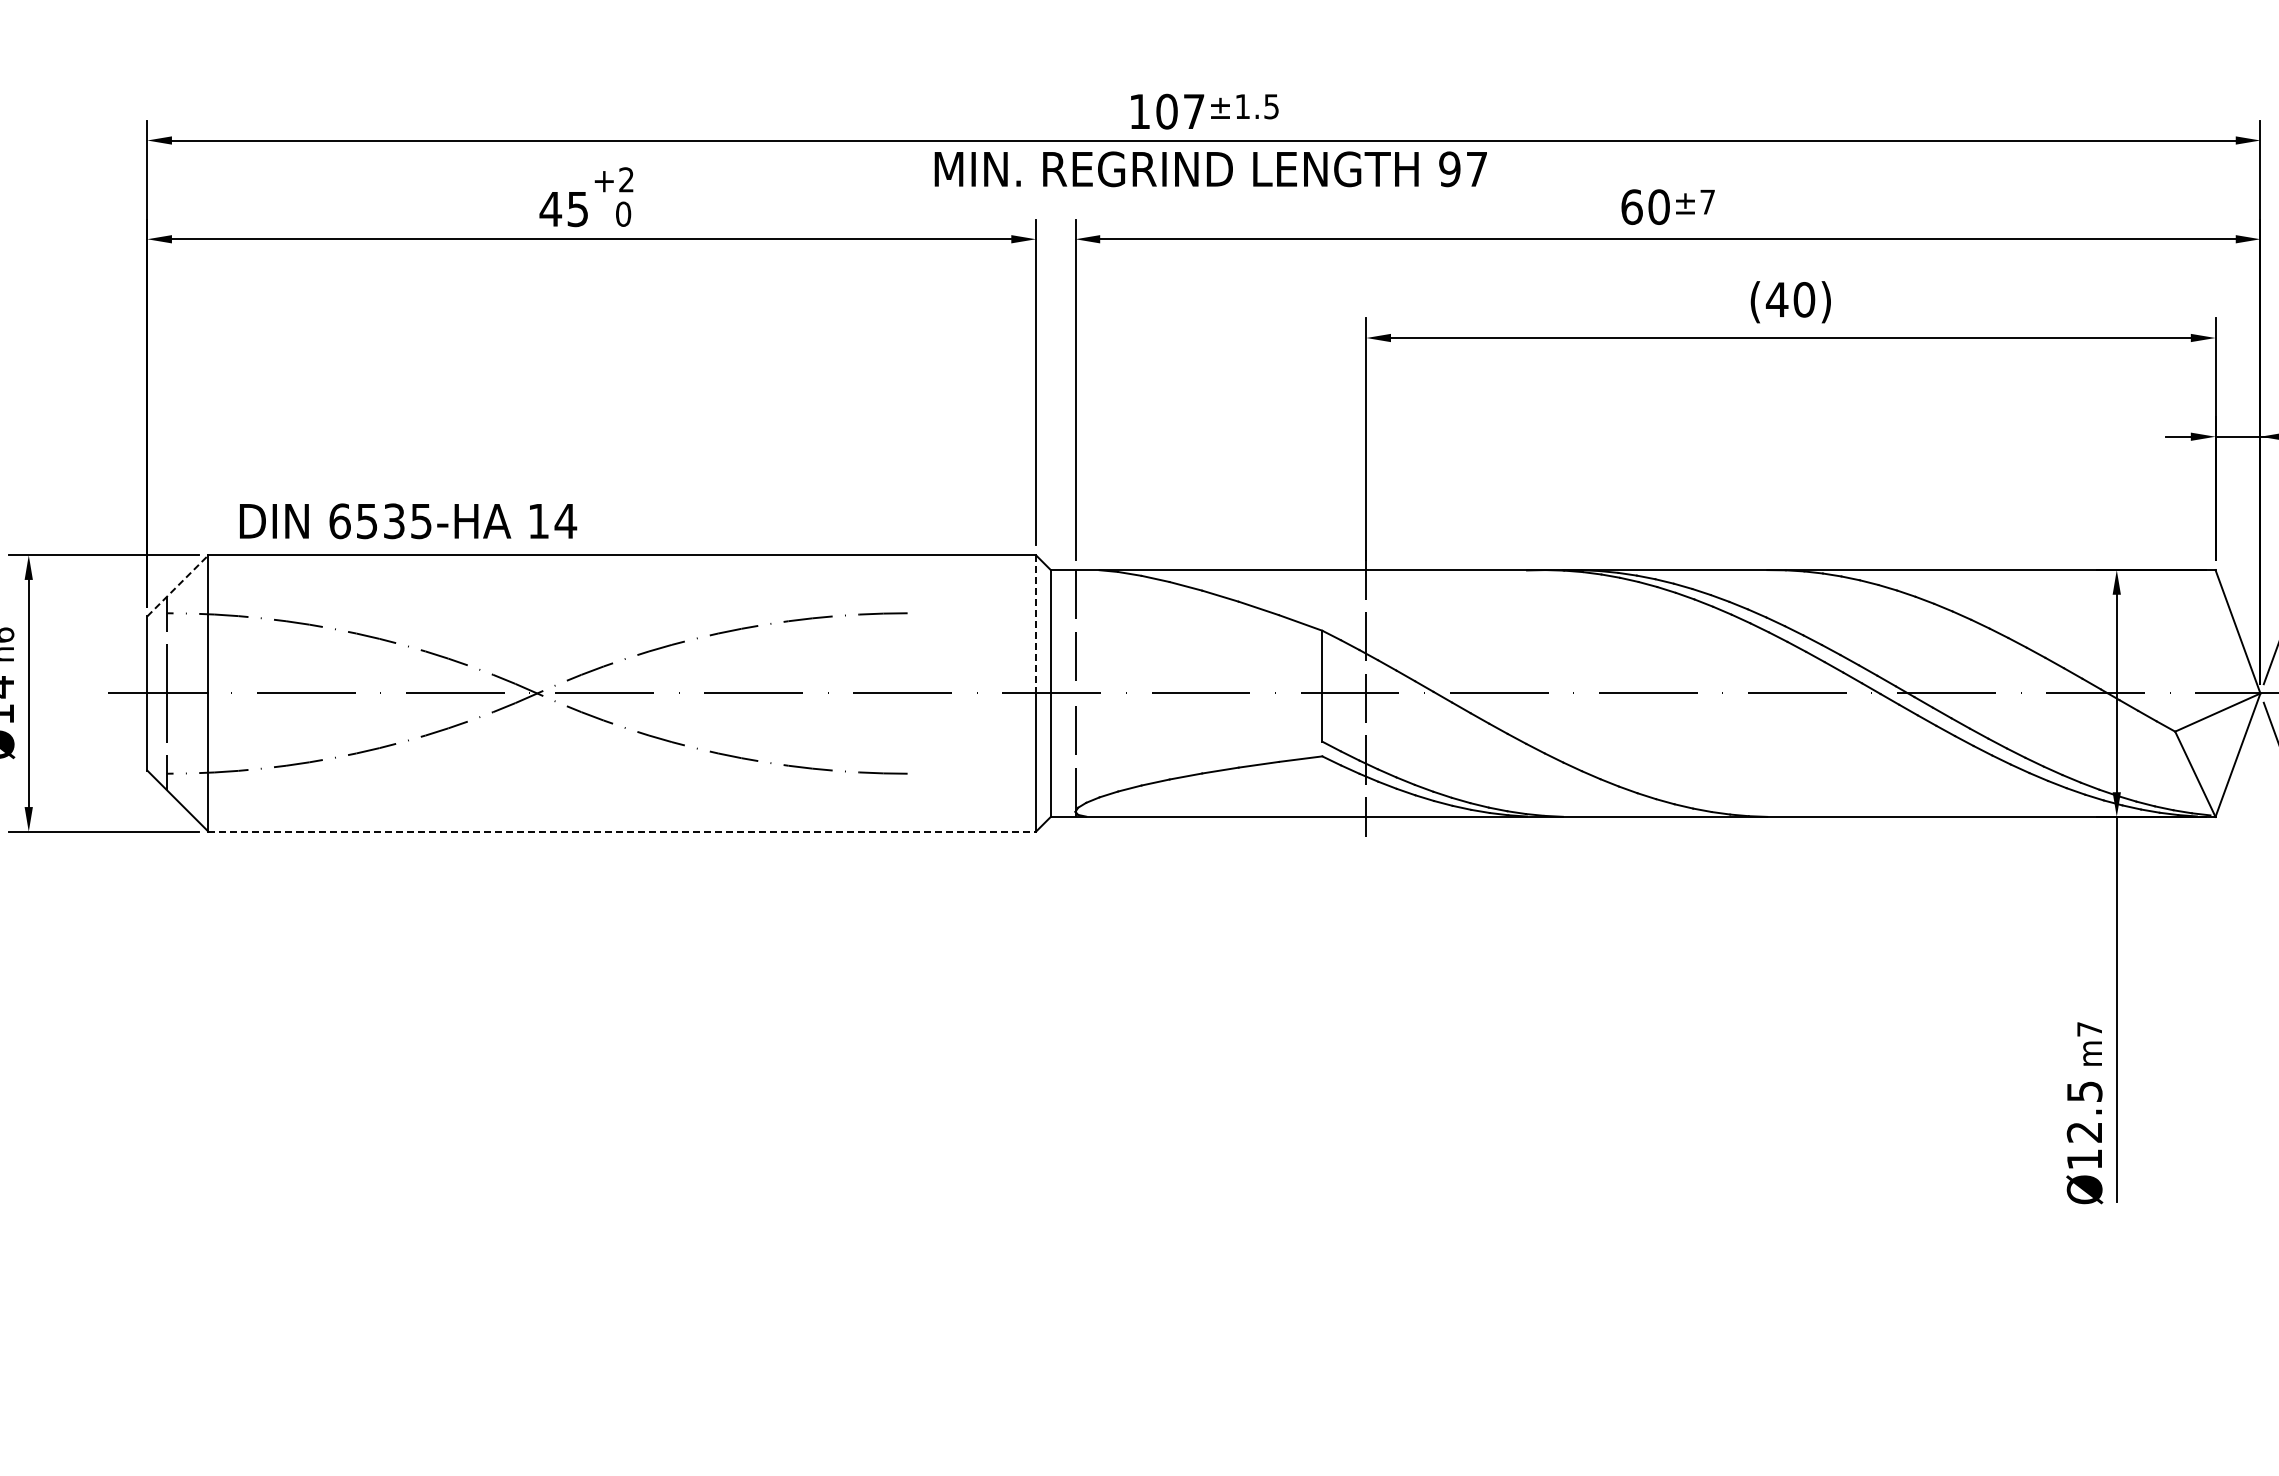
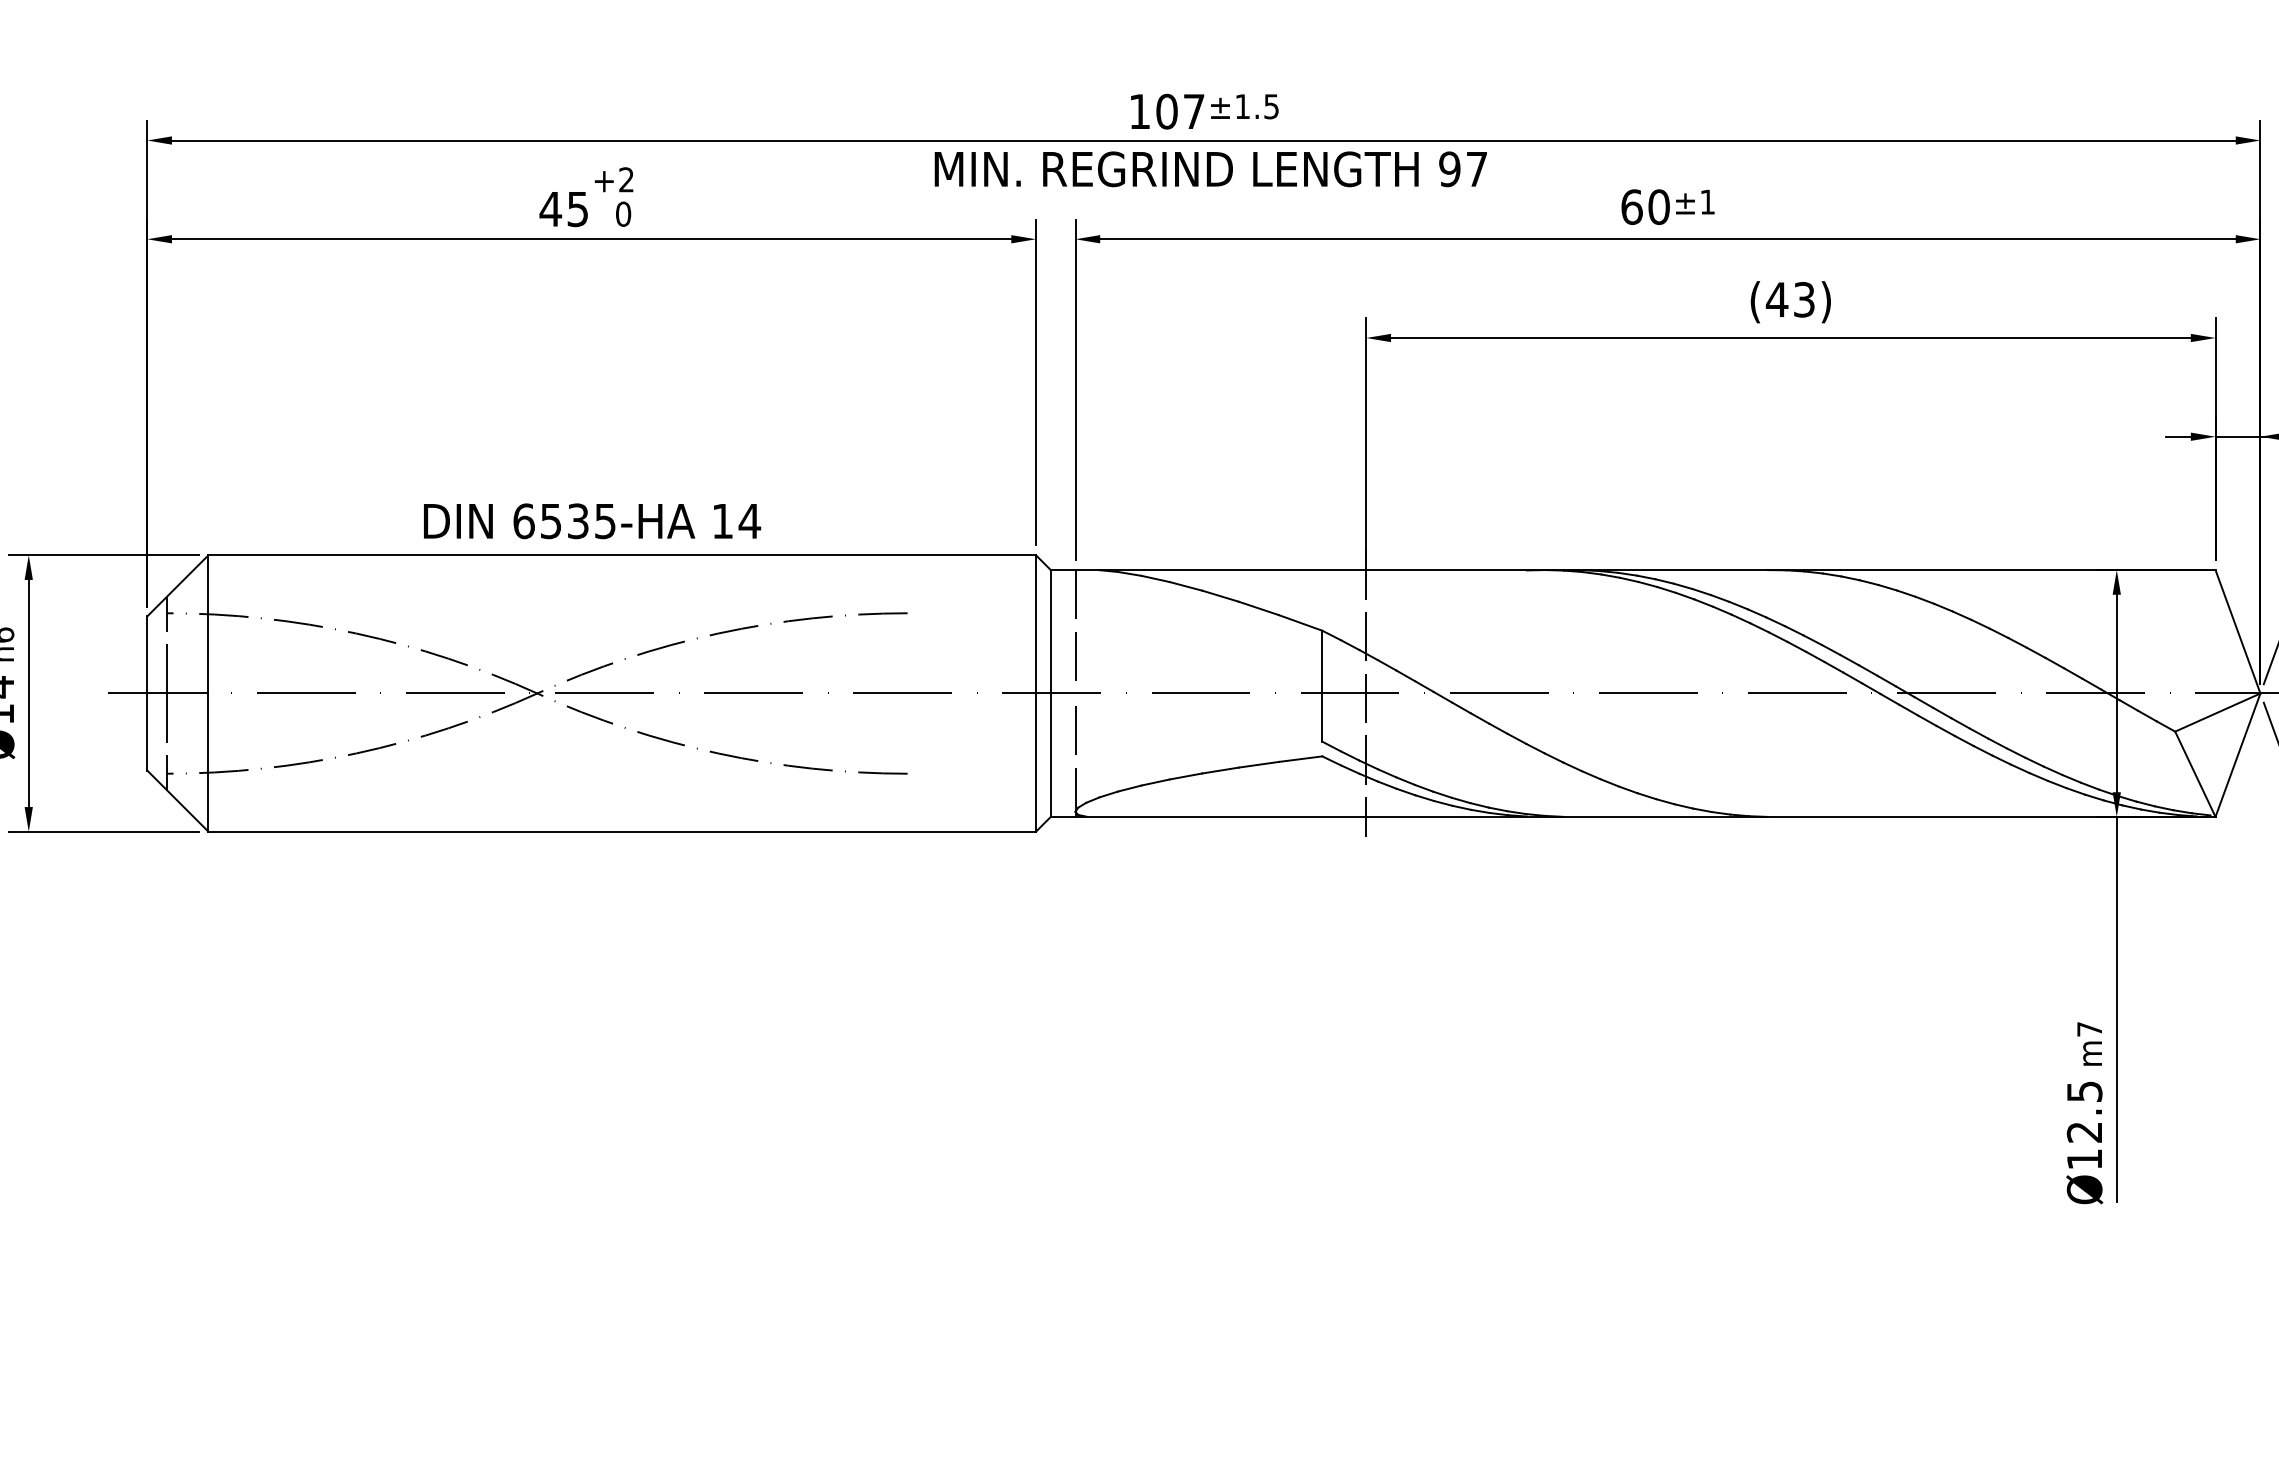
text: ±7 -> ±1 (1707, 201)
text: (40) -> (43) (1804, 299)
text position: (408, 521) -> (592, 521) (592, 521)
line: dashed -> solid (178, 585)
line: dashed -> solid (1035, 624)
line: dashed -> solid (622, 831)
